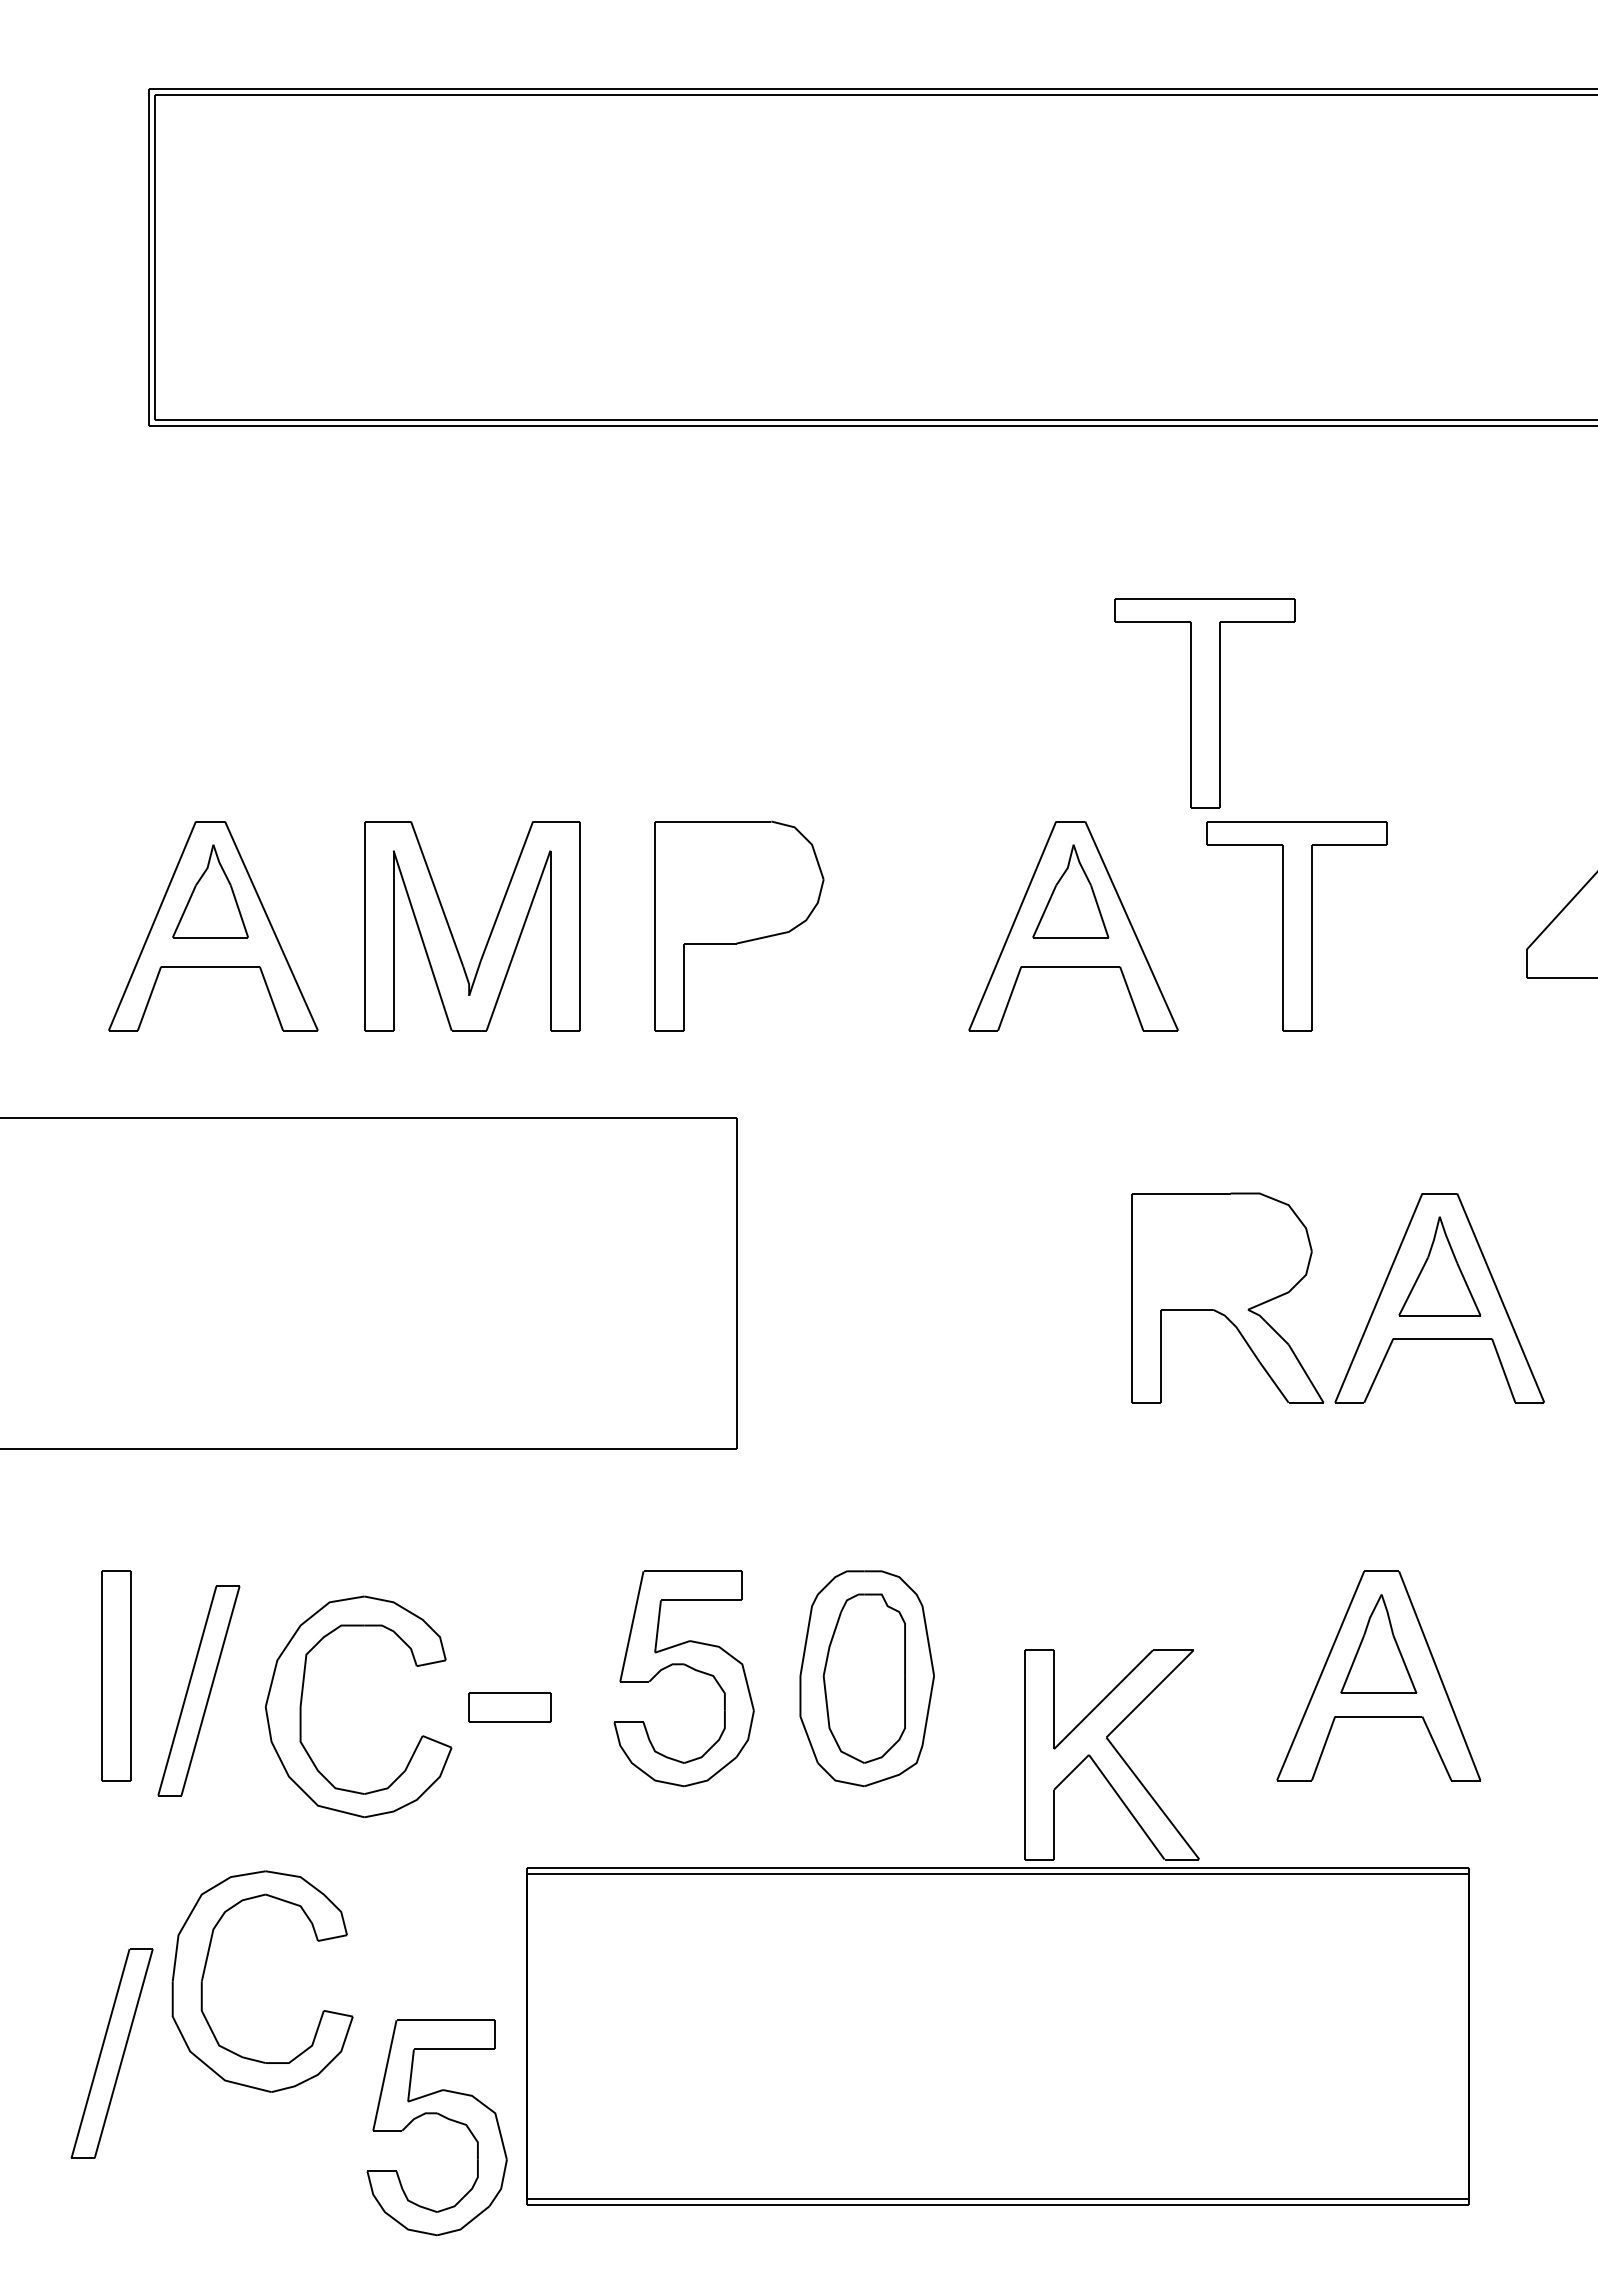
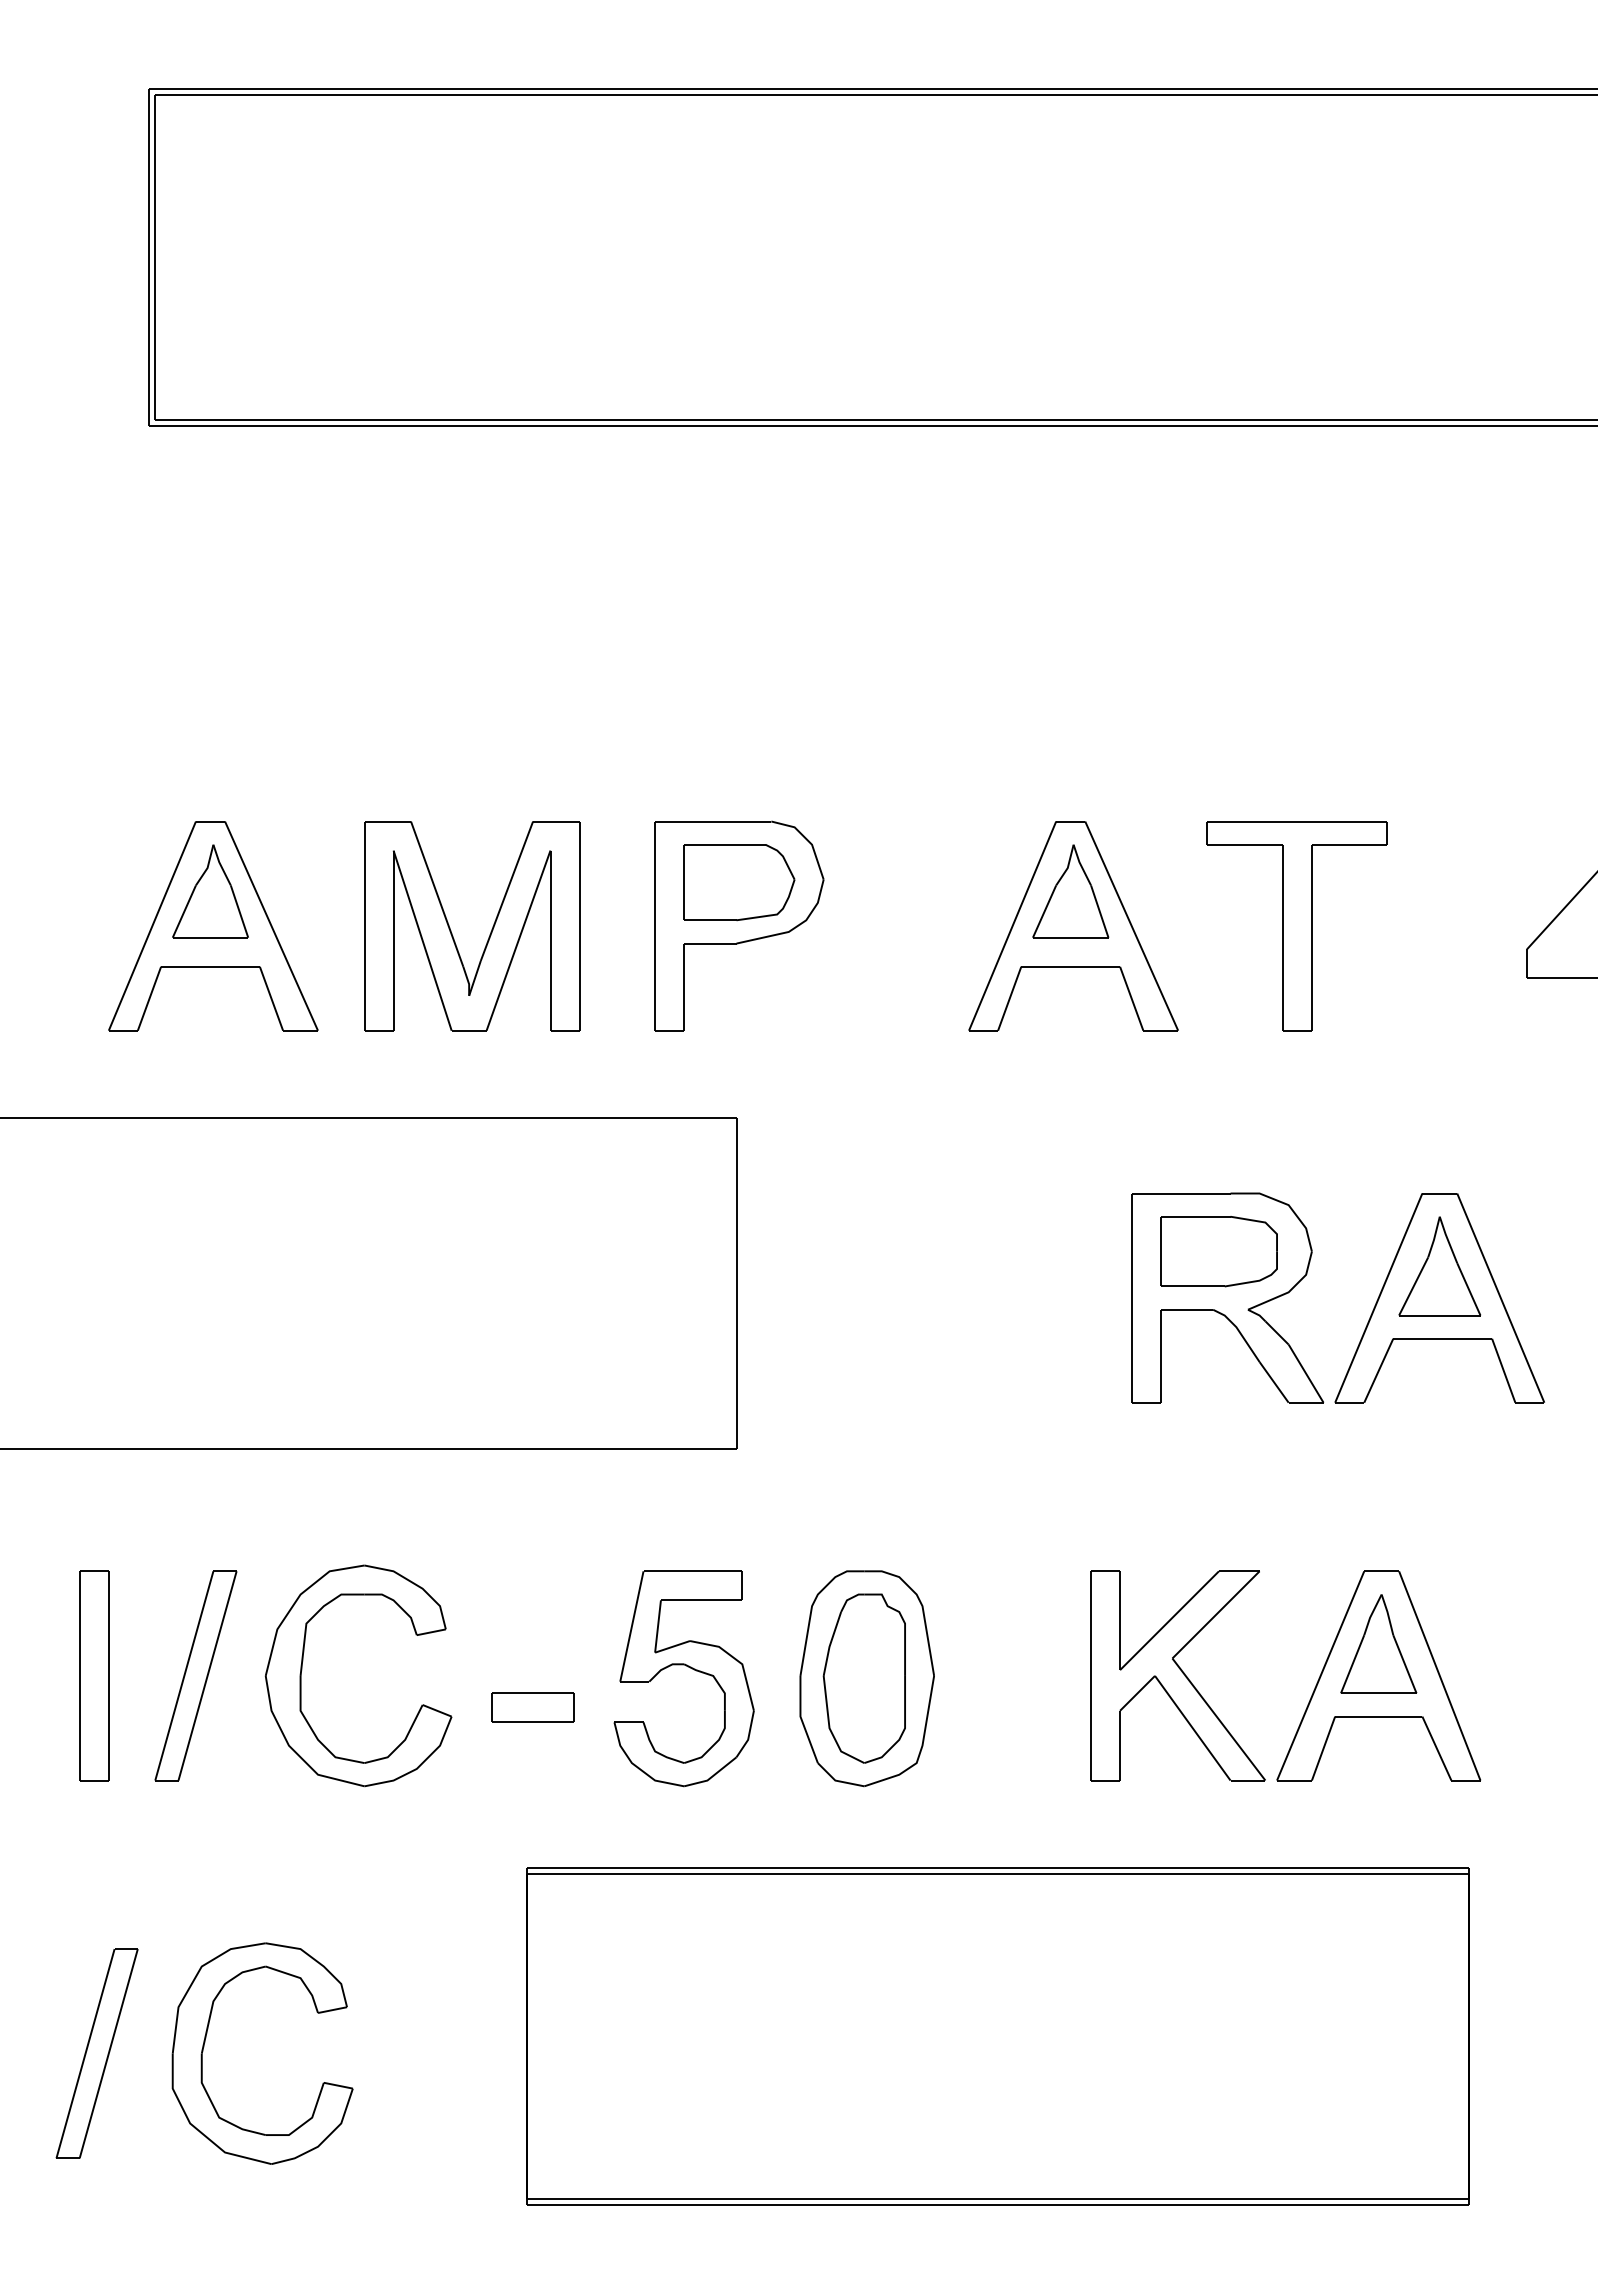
part: present -> none (1204, 703)
part: none -> present (739, 882)
part: none -> present (1218, 1251)
part position: (116, 1675) -> (94, 1675) (94, 1675)
part position: (198, 1690) -> (195, 1675) (195, 1675)
part position: (302, 1701) -> (302, 1670) (302, 1670)
part position: (509, 1707) -> (532, 1707) (532, 1707)
part position: (1111, 1754) -> (1177, 1675) (1177, 1675)
part position: (206, 1966) -> (206, 2038) (206, 2038)
part position: (111, 2053) -> (96, 2053) (96, 2053)
part: present -> none (441, 2116)
